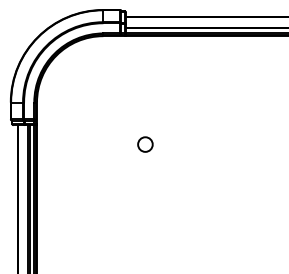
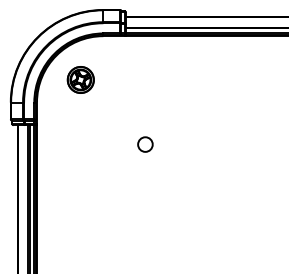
part: none -> present (80, 79)
